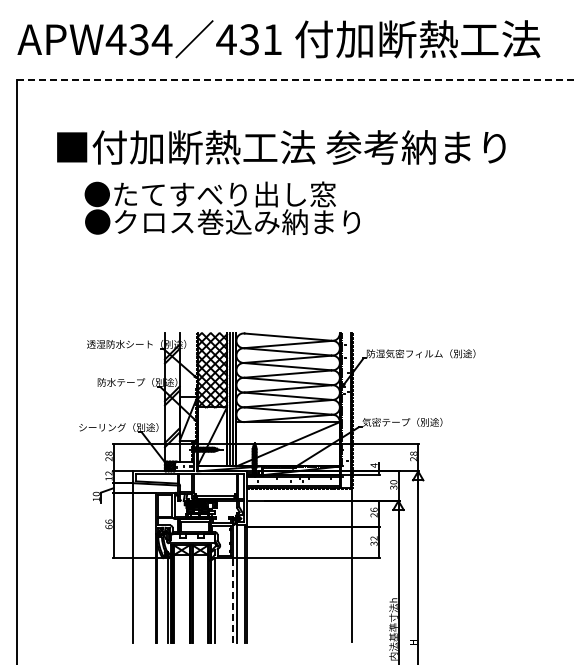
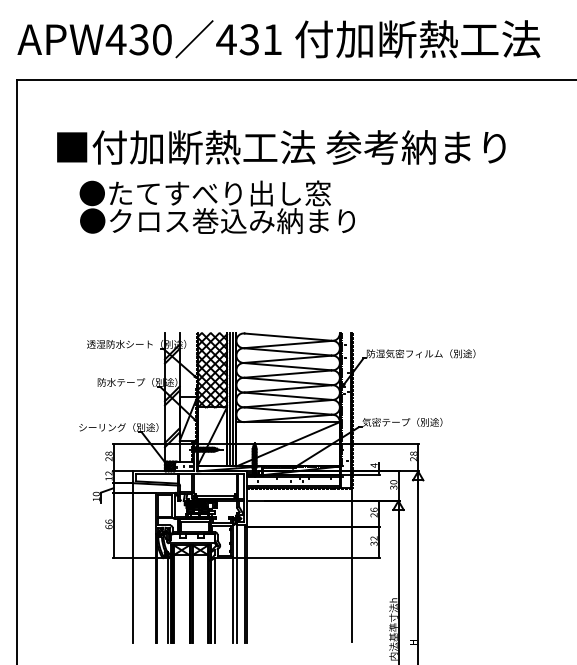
text: APW434 -> APW430 (161, 39)
line: dashed -> solid (297, 79)
text position: (221, 207) -> (216, 206) (216, 206)
line: dashed -> solid (232, 599)
